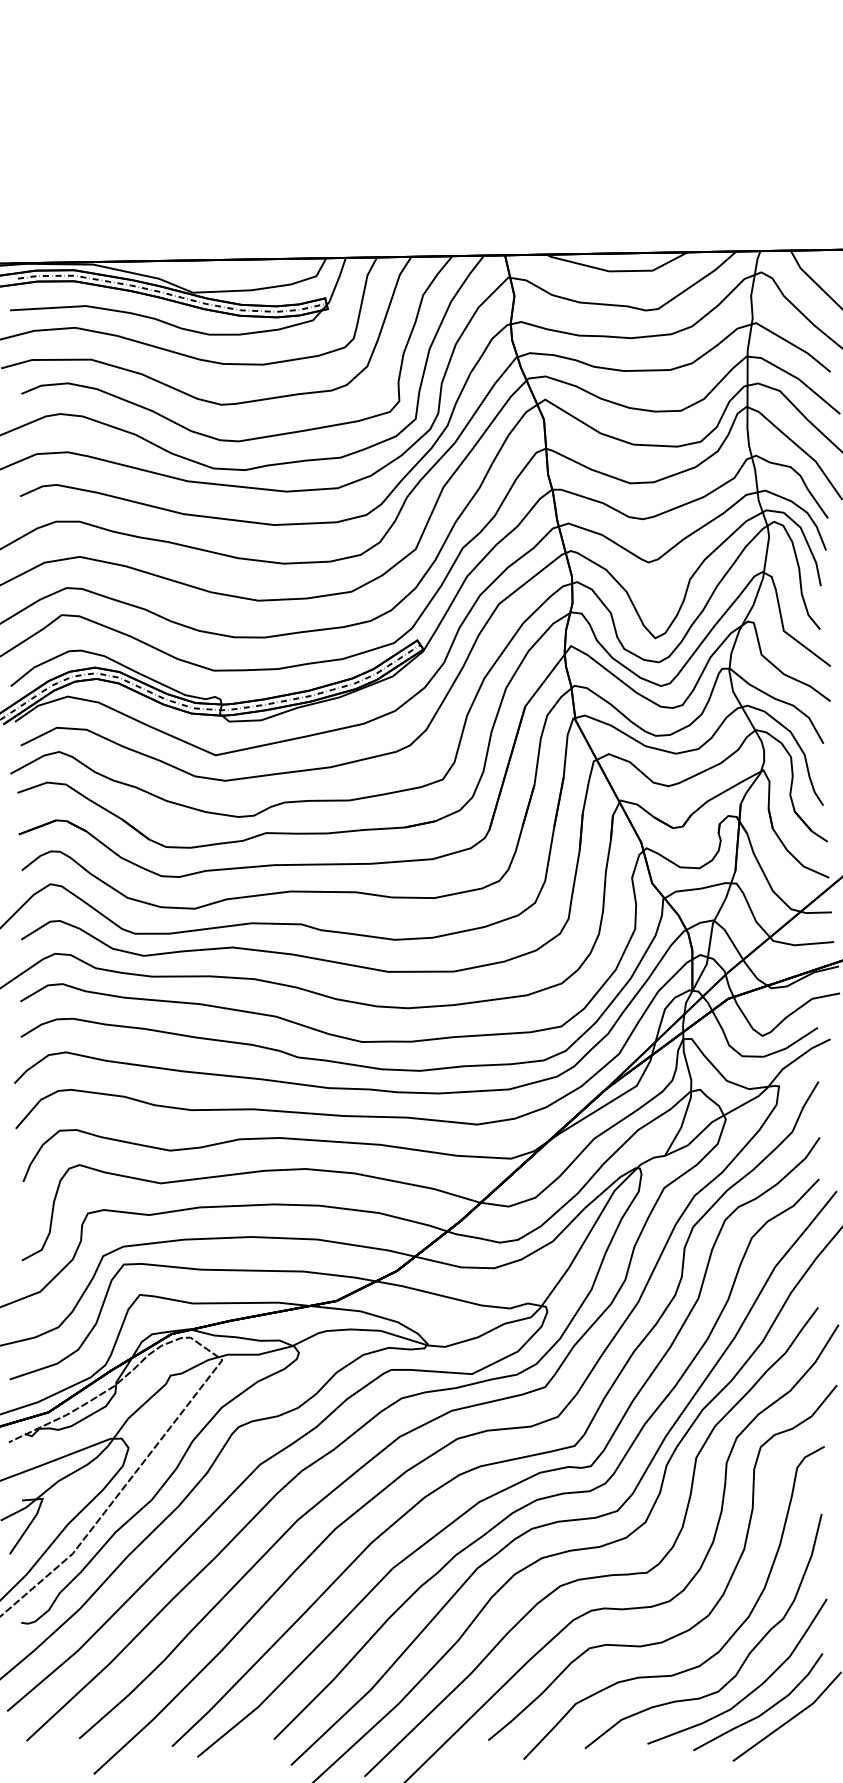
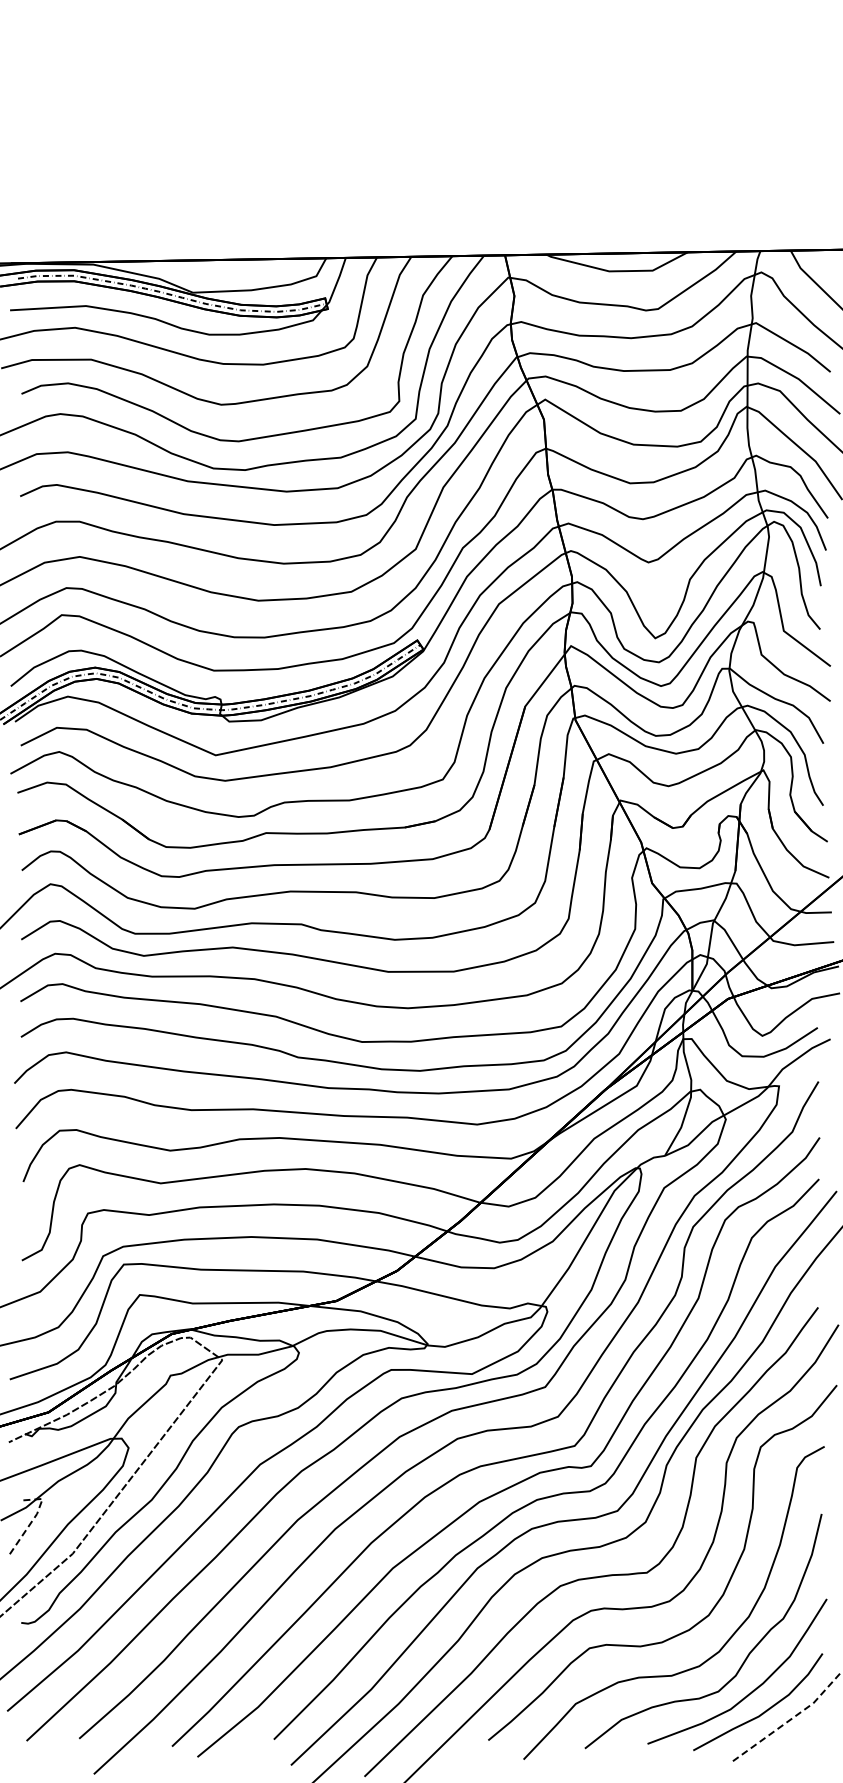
line: solid -> dashed (34, 1517)
line: solid -> dashed (790, 1719)
